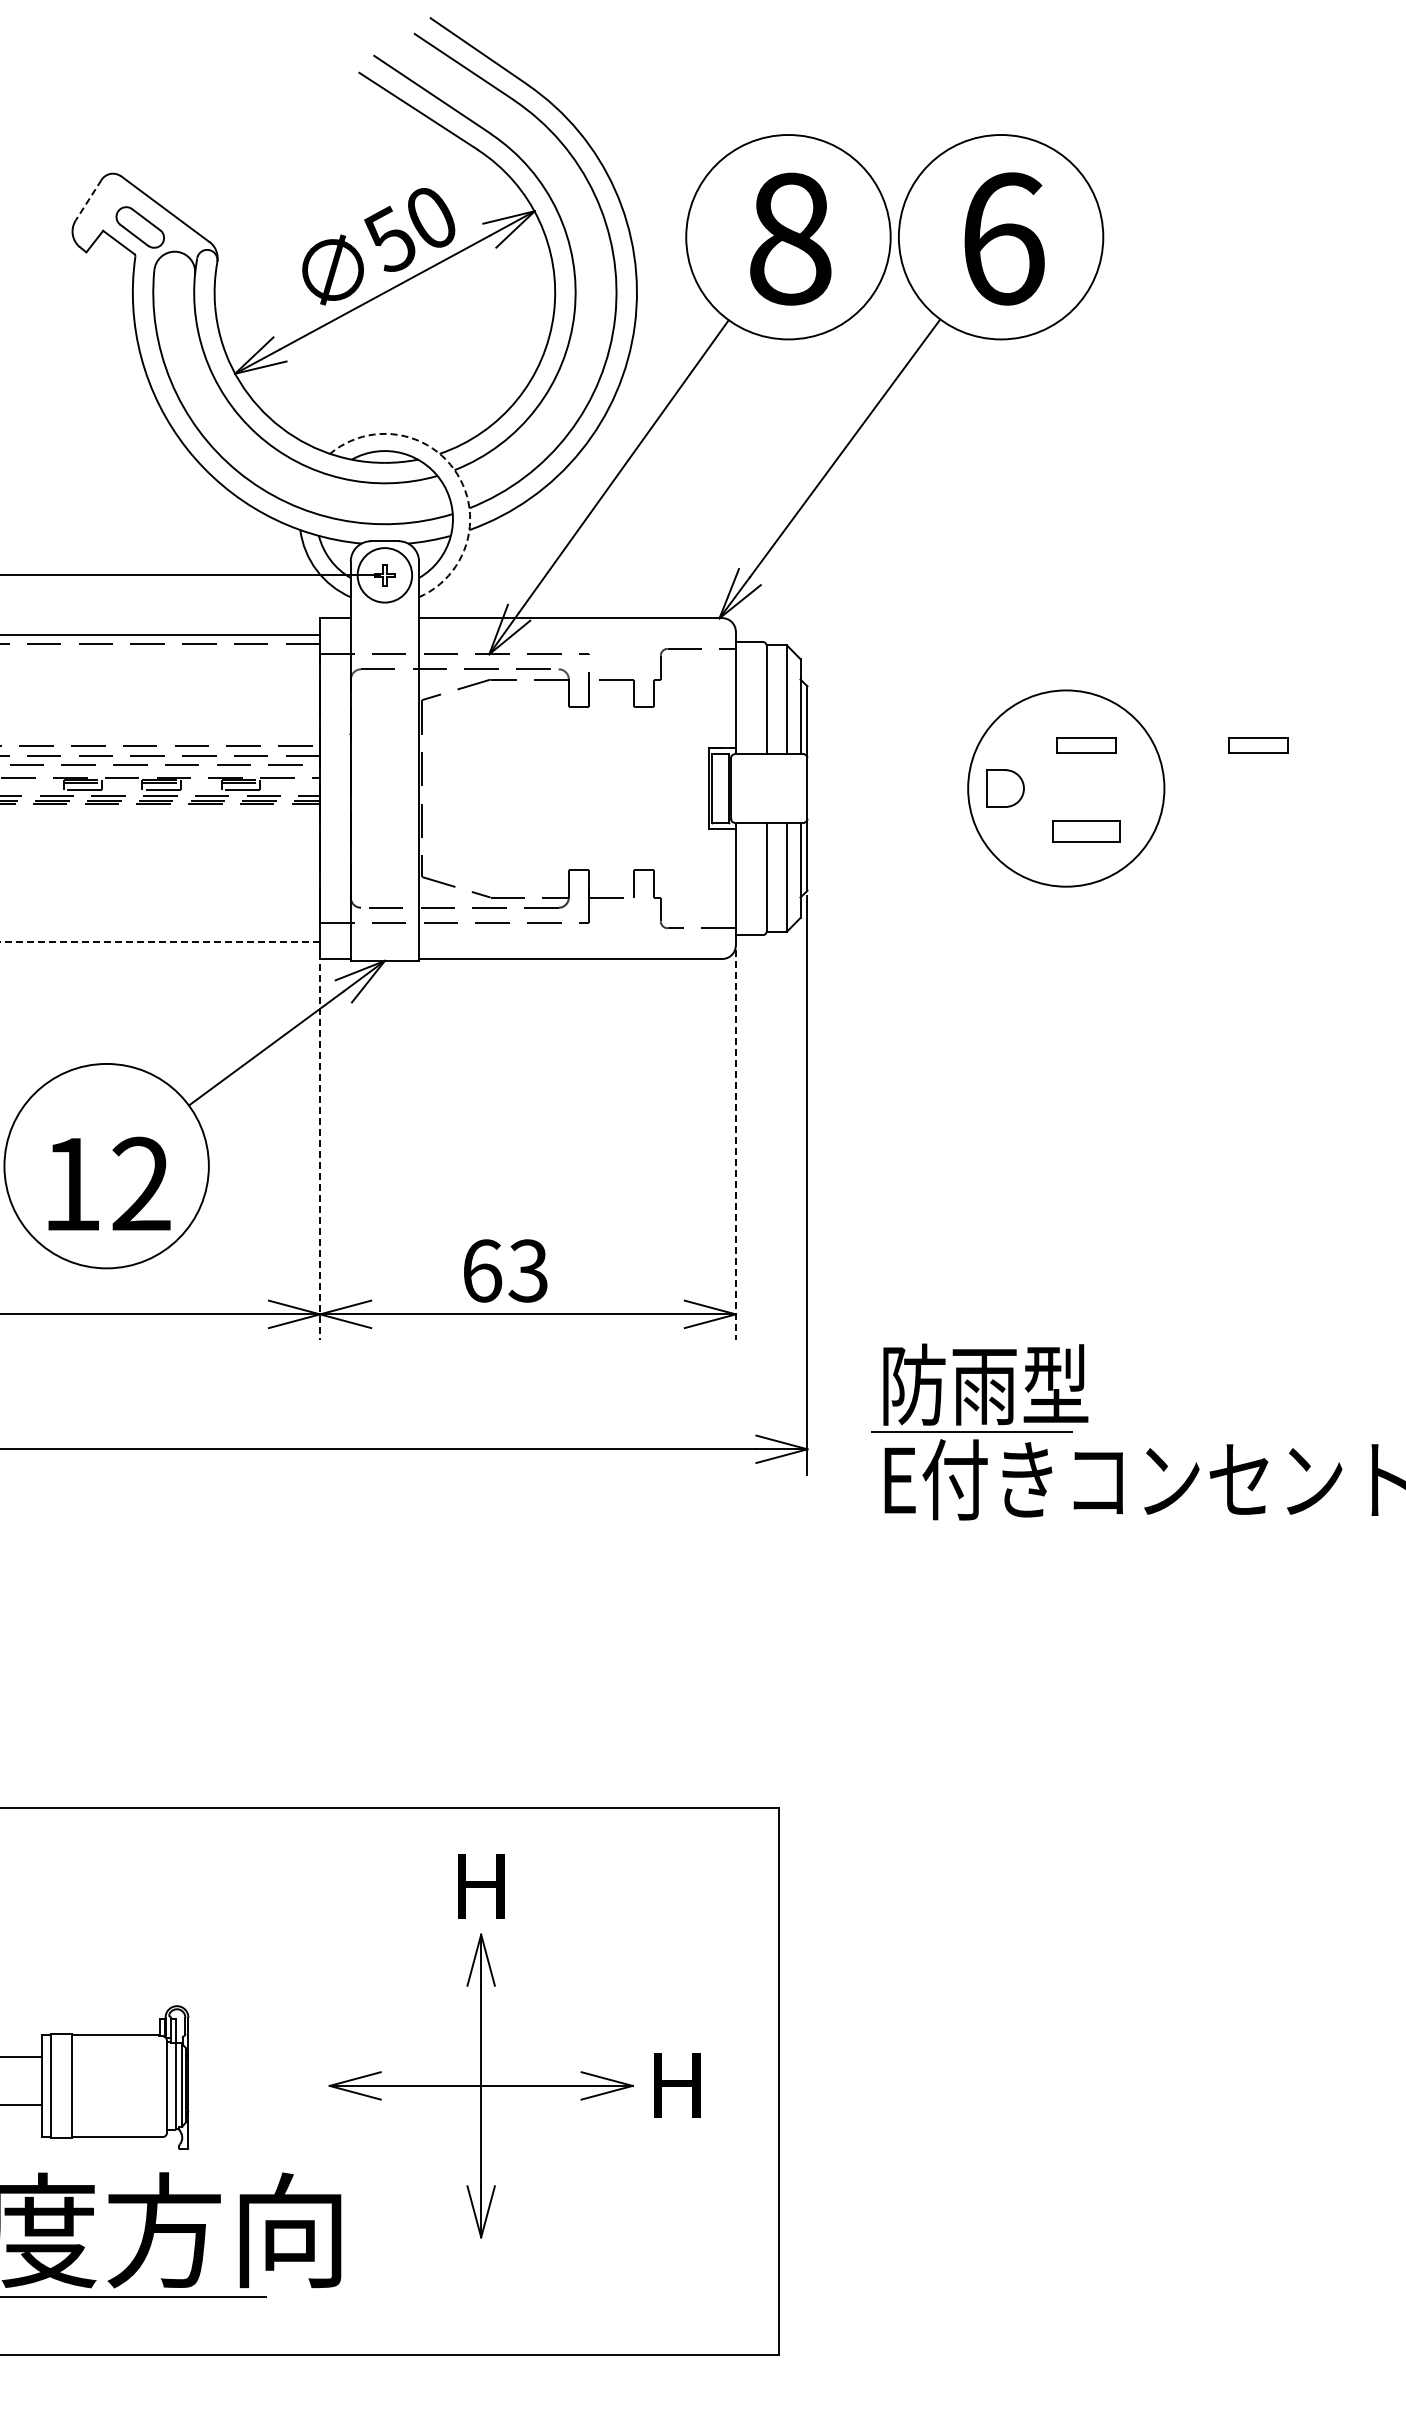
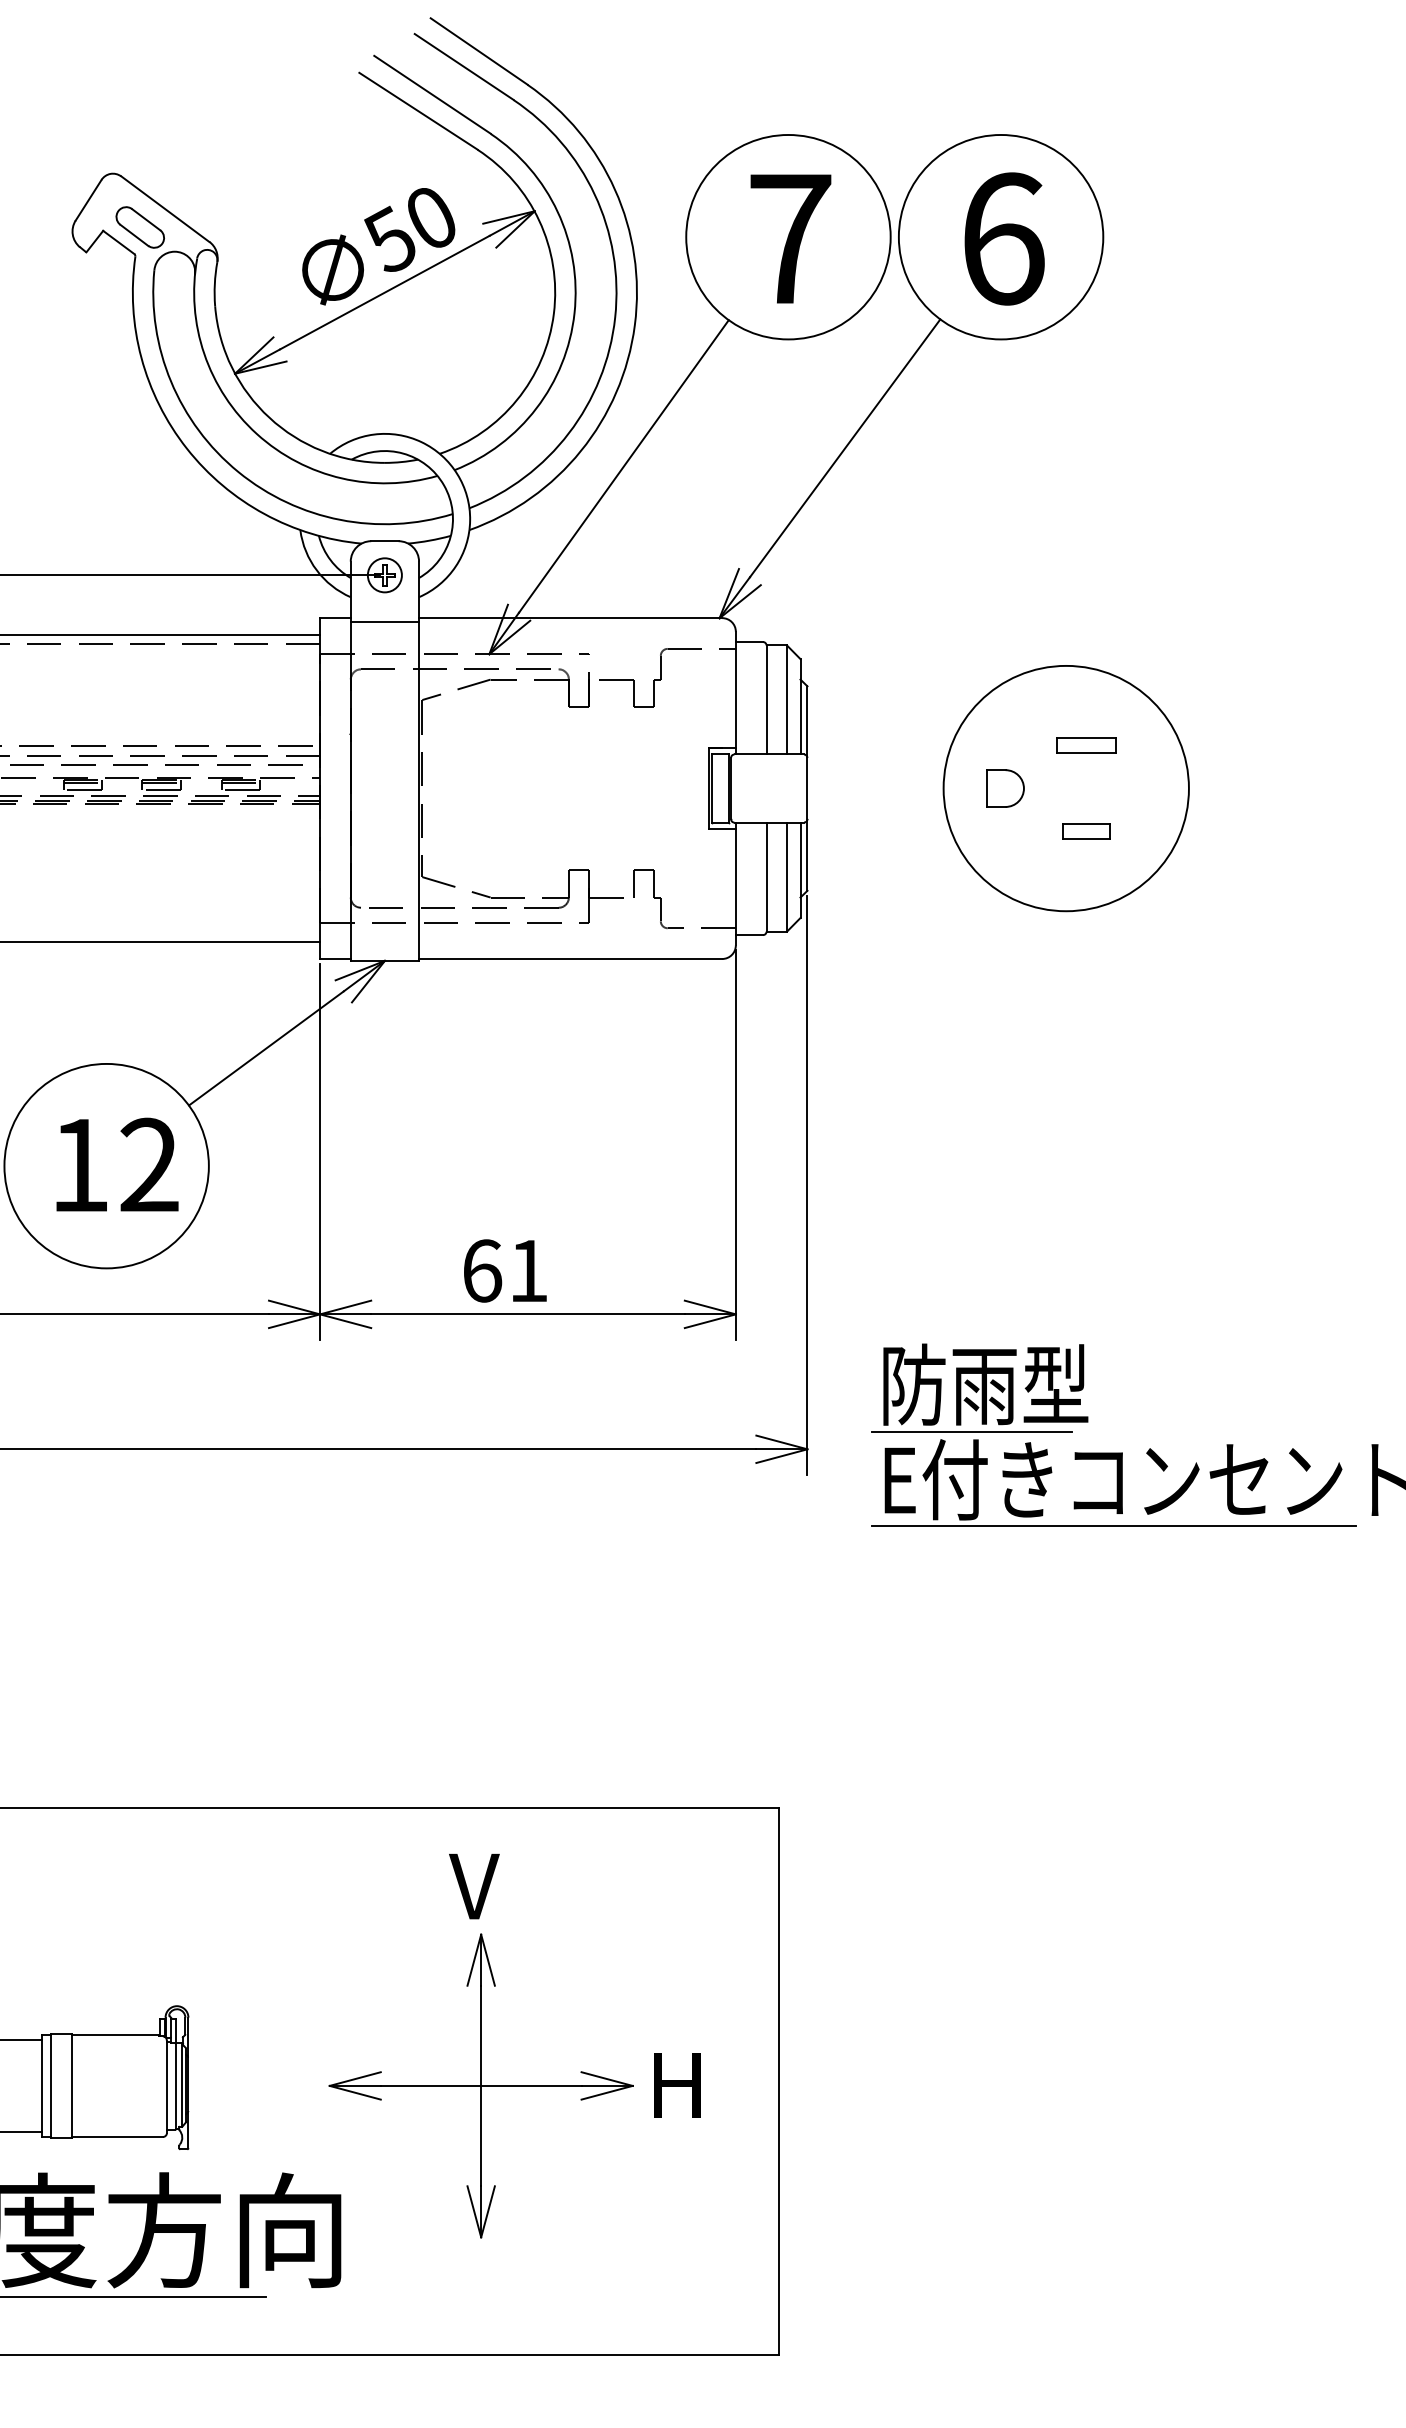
line: dashed -> solid (88, 200)
text: 8 -> 7 (790, 238)
arc: dashed -> solid (457, 474)
circle diameter: 54 px -> 34 px (384, 575)
line: none -> present (384, 621)
part: present -> none (1258, 745)
circle diameter: 196 px -> 245 px (1065, 788)
part size: 69x23 px -> 49x17 px (1086, 831)
line: dashed -> solid (160, 941)
line: dashed -> solid (735, 1145)
line: dashed -> solid (320, 1151)
text position: (109, 1183) -> (117, 1164) (117, 1164)
text: 63 -> 61 (527, 1270)
line: none -> present (1113, 1526)
text: H -> V (476, 1886)
line position: (22, 2056) -> (22, 2039) (22, 2039)
line position: (22, 2104) -> (22, 2131) (22, 2131)
